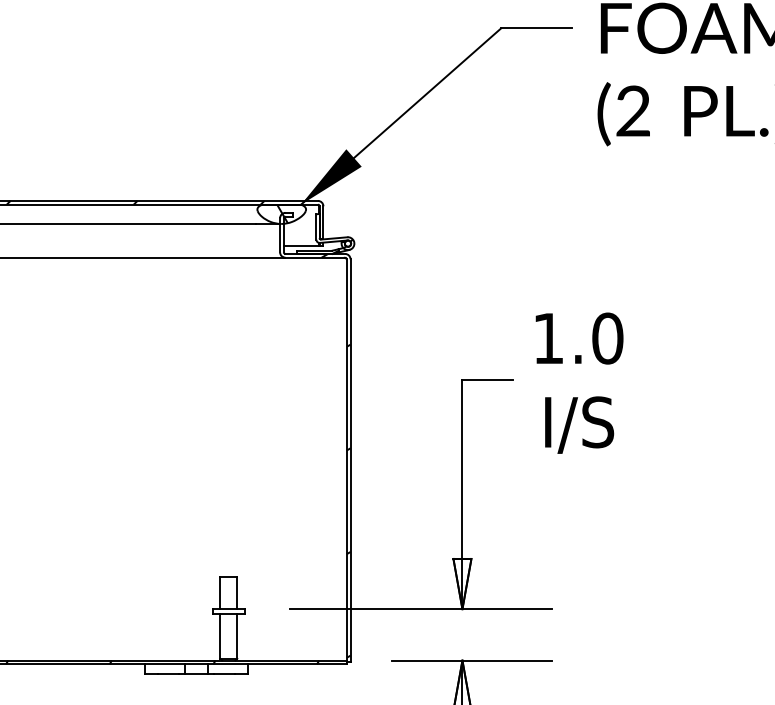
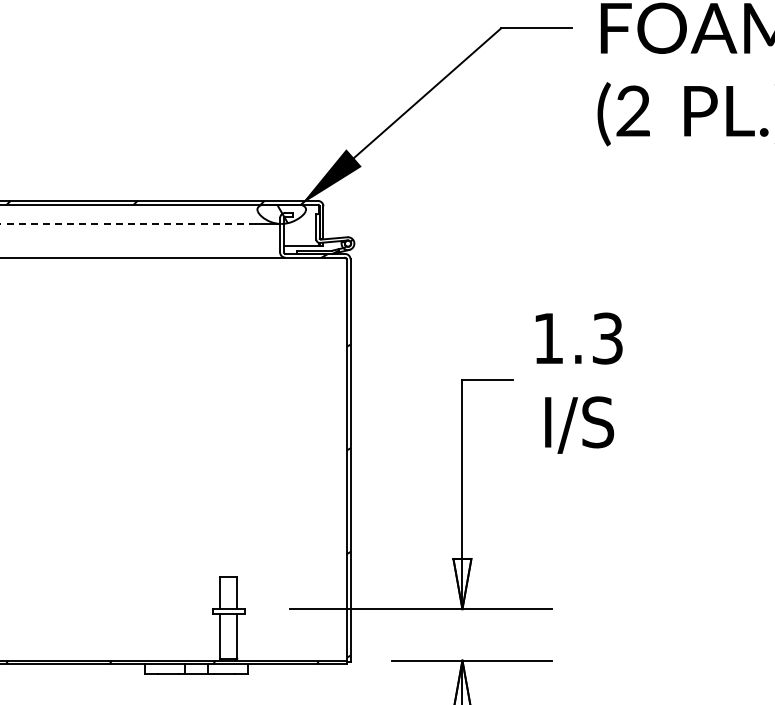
line: solid -> dashed (128, 223)
text: 1.0 -> 1.3 (607, 338)
